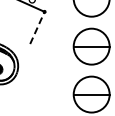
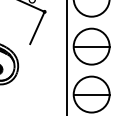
line: dashed -> solid (37, 27)
line: none -> present (66, 57)
